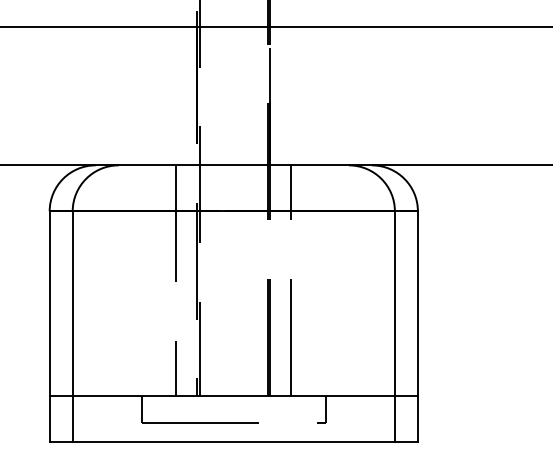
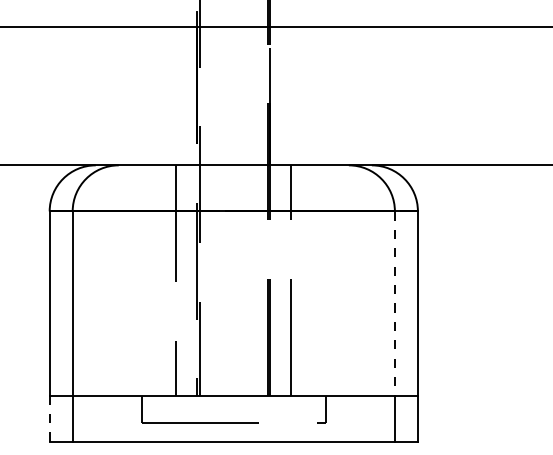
line: solid -> dashed (394, 303)
line: solid -> dashed (49, 419)
